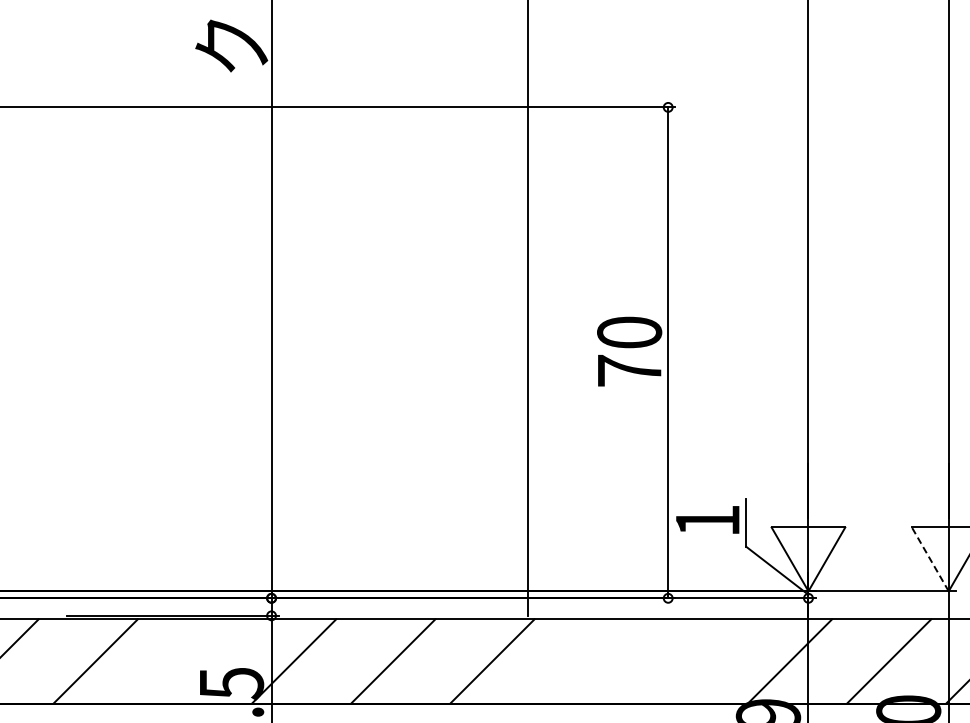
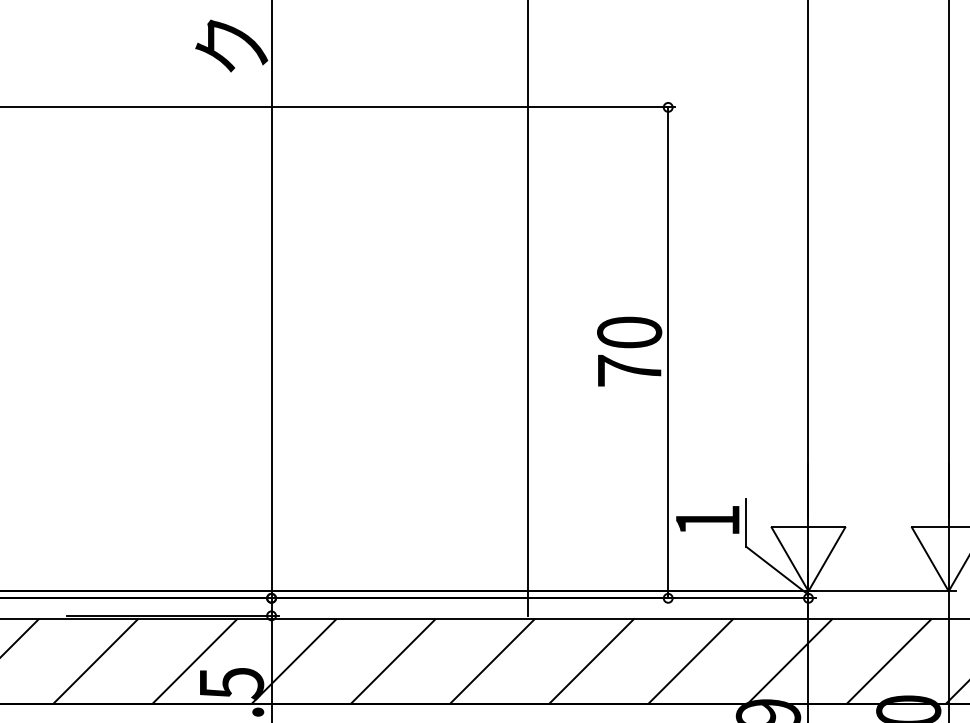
line: dashed -> solid (930, 559)
line: none -> present (194, 661)
line: none -> present (591, 661)
line: none -> present (690, 661)
